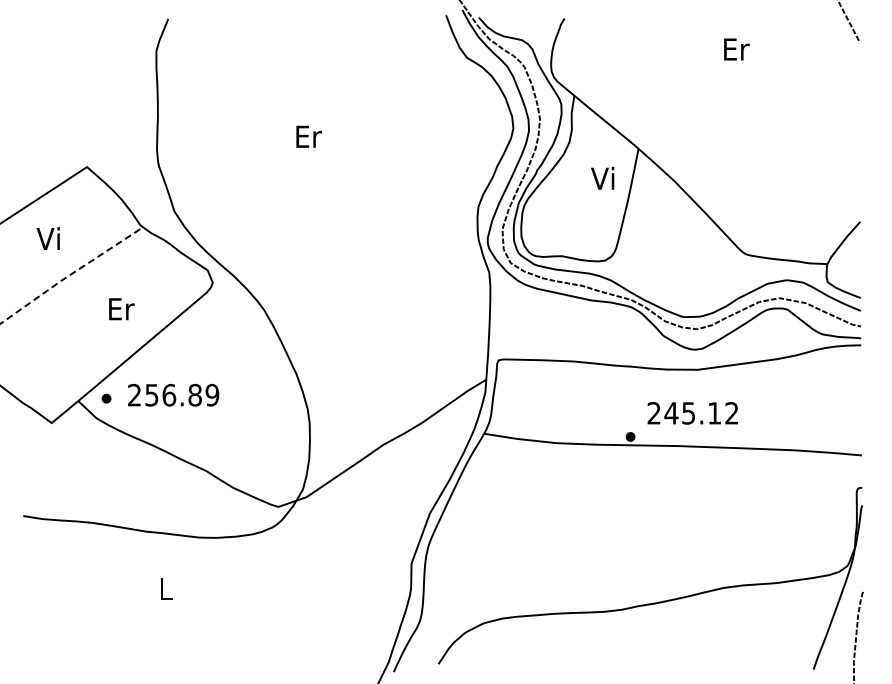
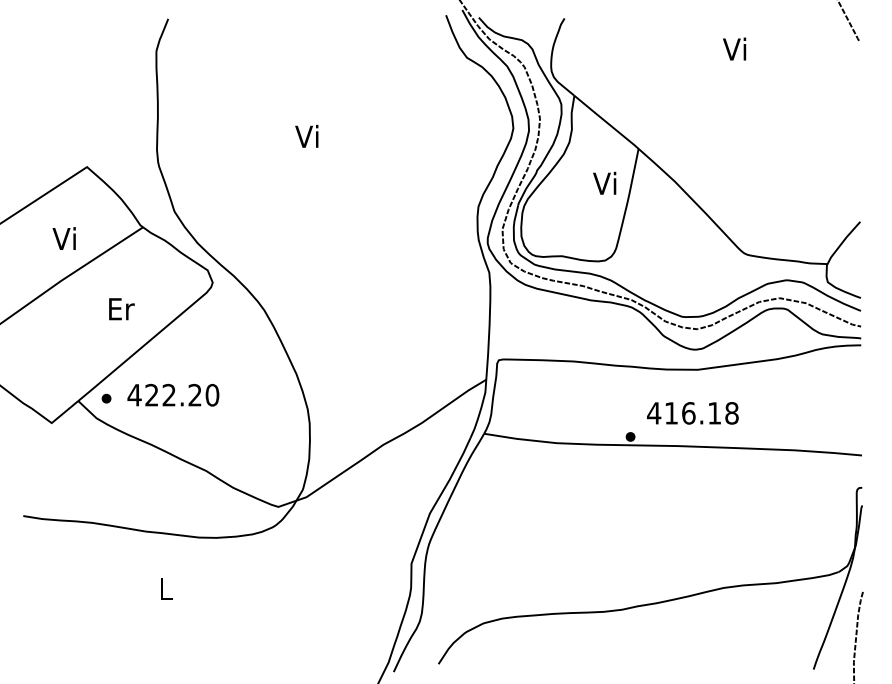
text: Er -> Vi (736, 48)
text: Er -> Vi (308, 135)
text position: (602, 177) -> (604, 182) (604, 182)
text position: (47, 238) -> (63, 238) (63, 238)
line: dashed -> solid (70, 274)
text: 256.89 -> 422.20 (173, 394)
text: 245.12 -> 416.18 (692, 413)
